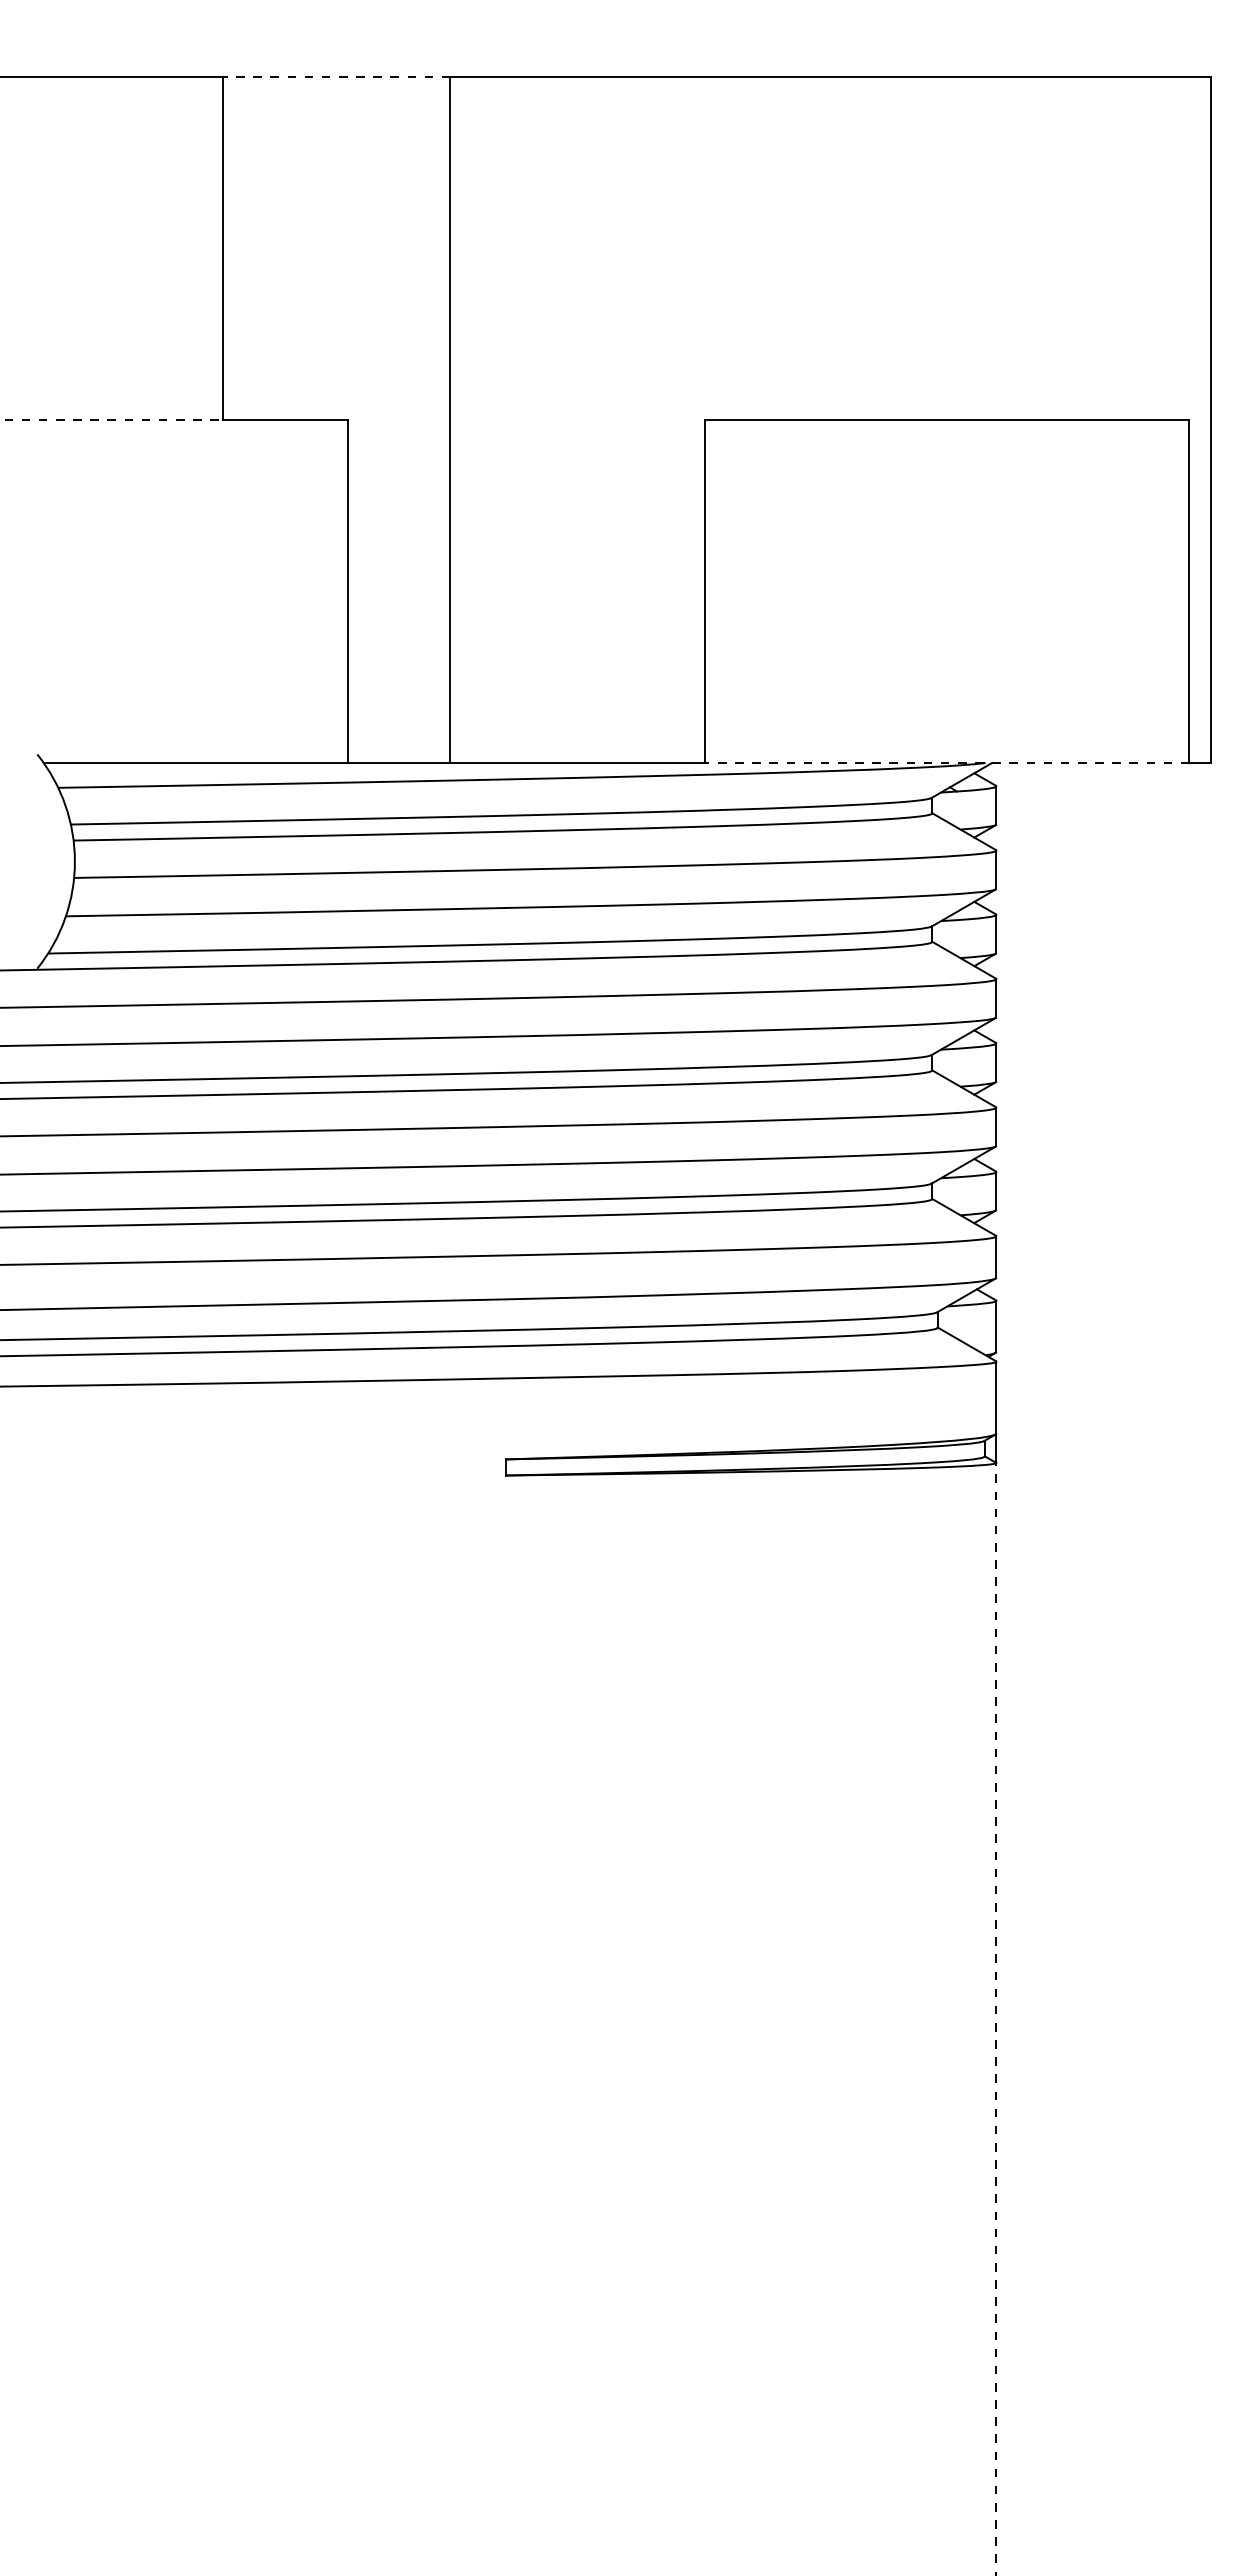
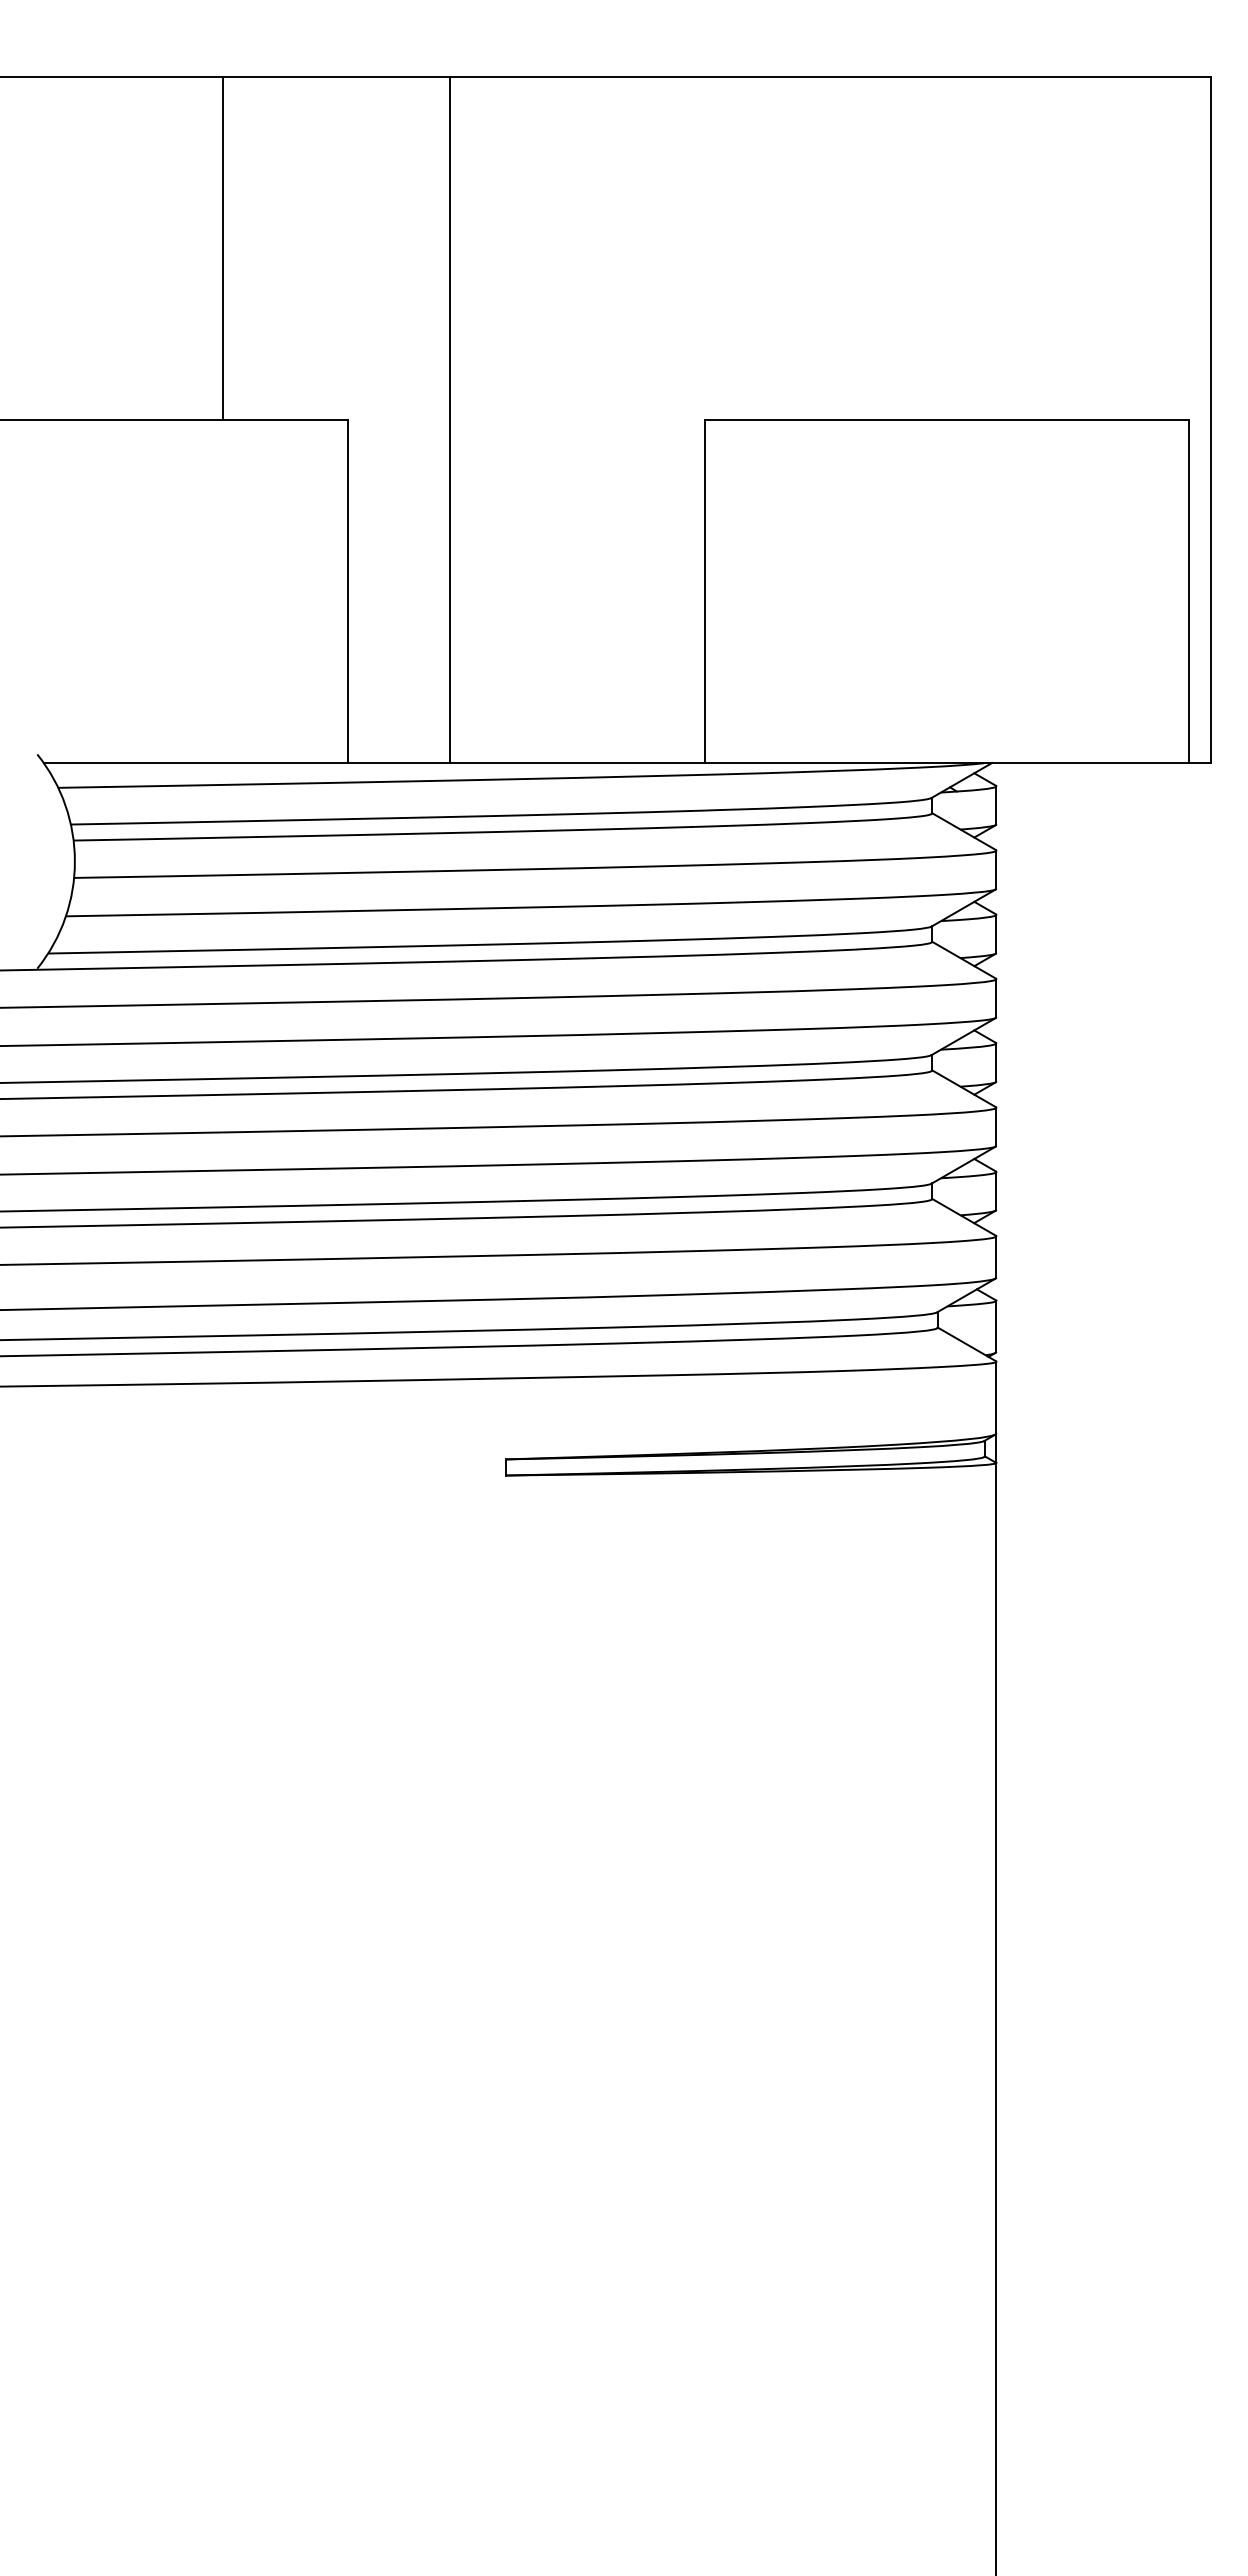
line: dashed -> solid (336, 77)
line: dashed -> solid (111, 420)
line: dashed -> solid (946, 762)
line: dashed -> solid (996, 2018)
